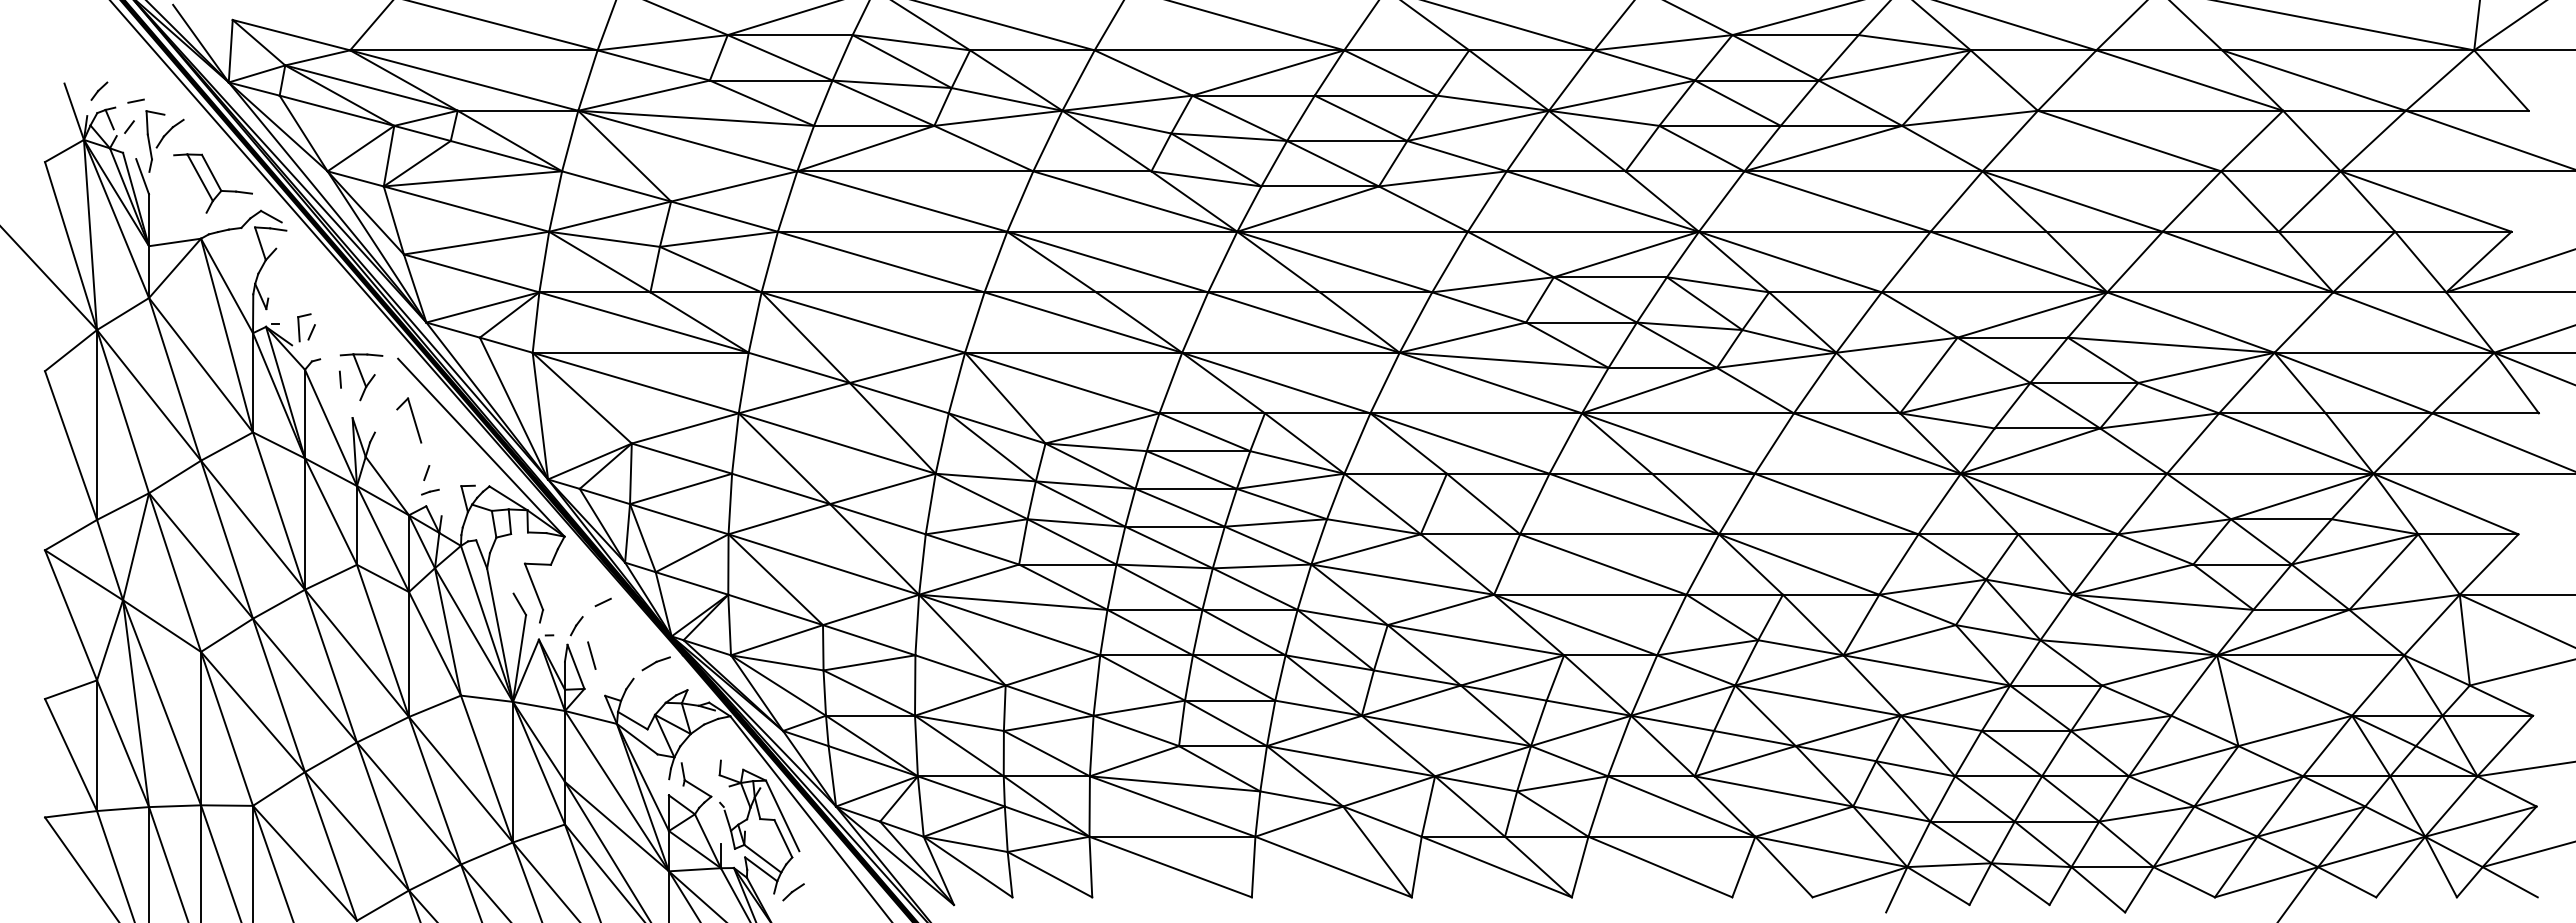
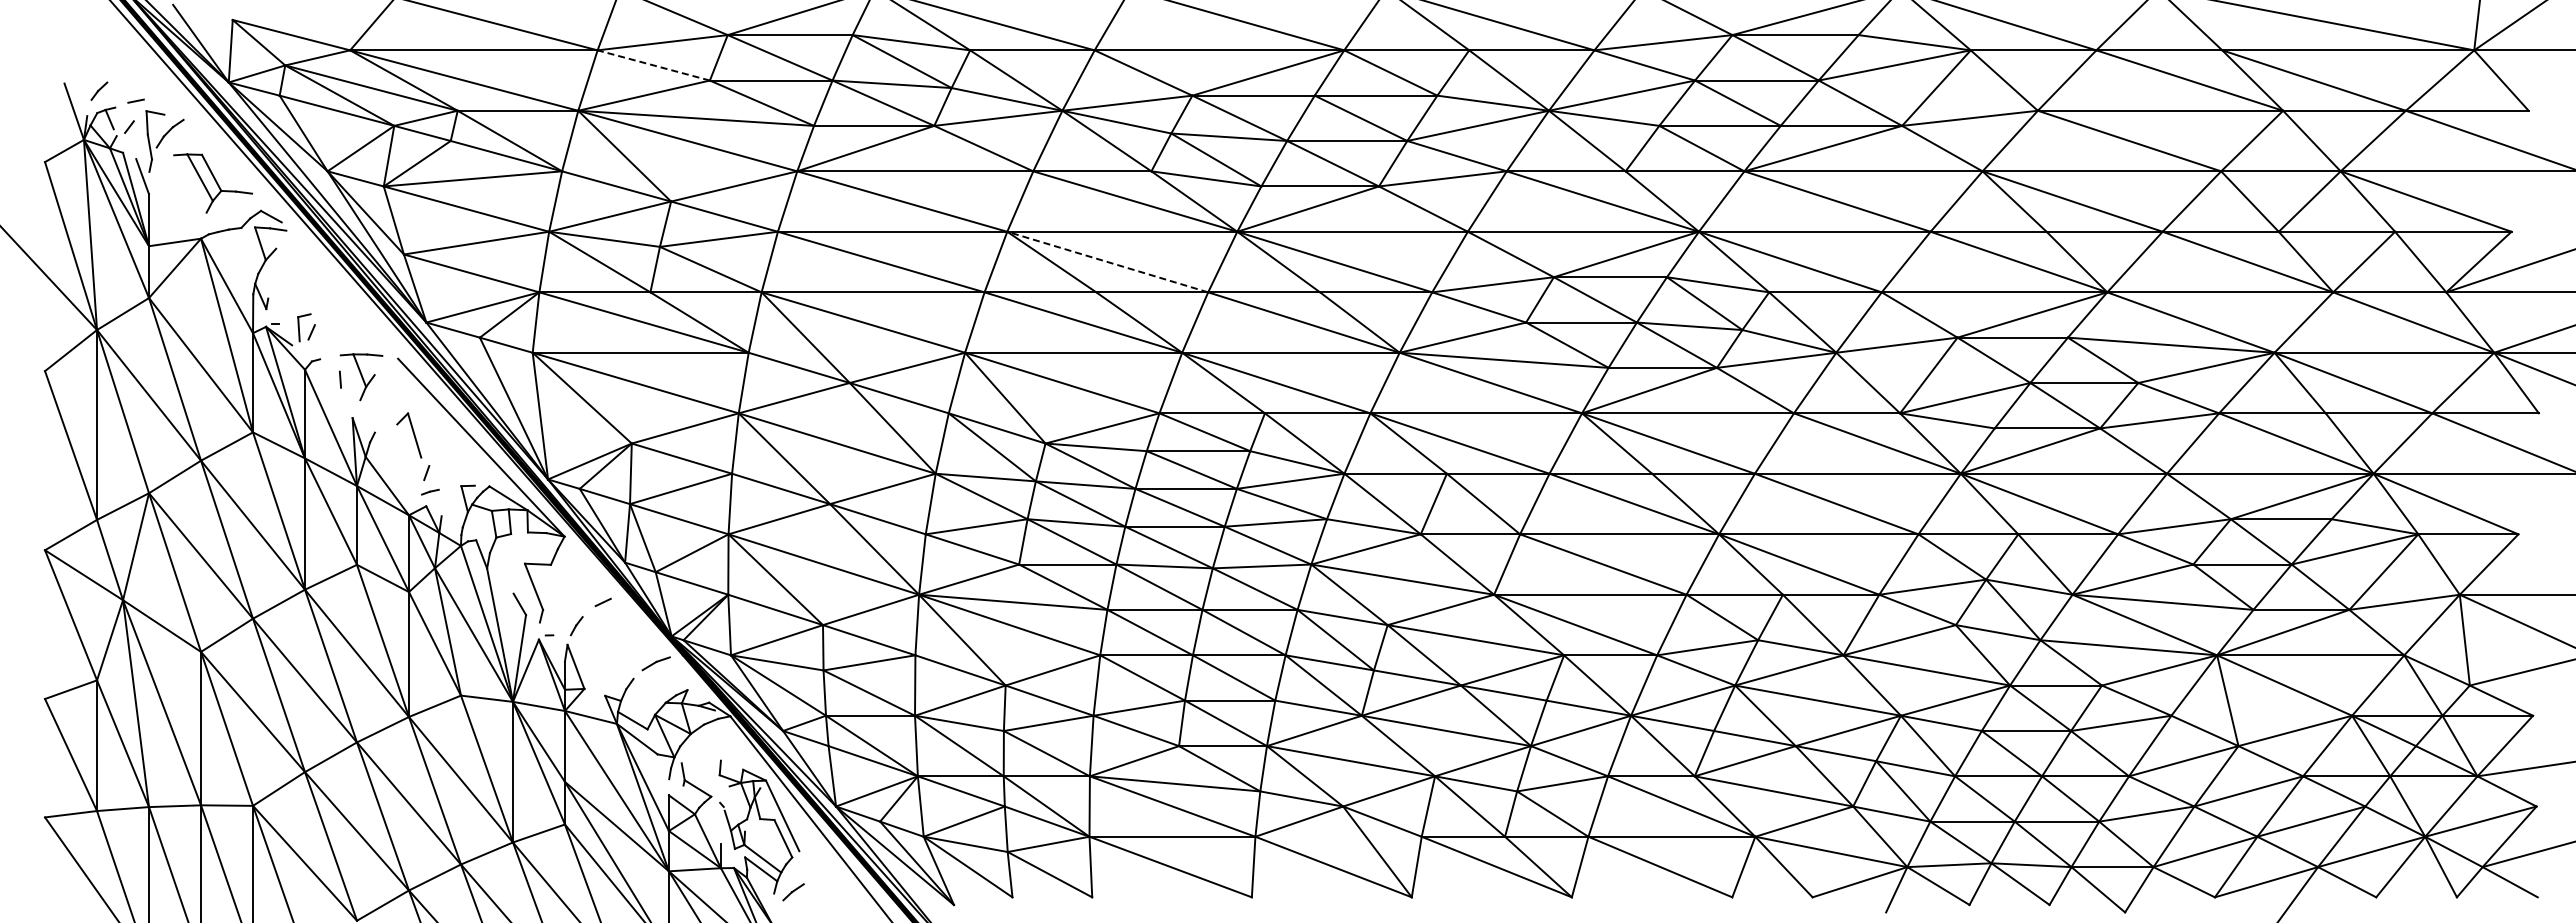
line: solid -> dashed (653, 65)
line: solid -> dashed (1107, 262)
part position: (409, 420) -> (409, 435) (409, 435)
line: present -> none (591, 655)
